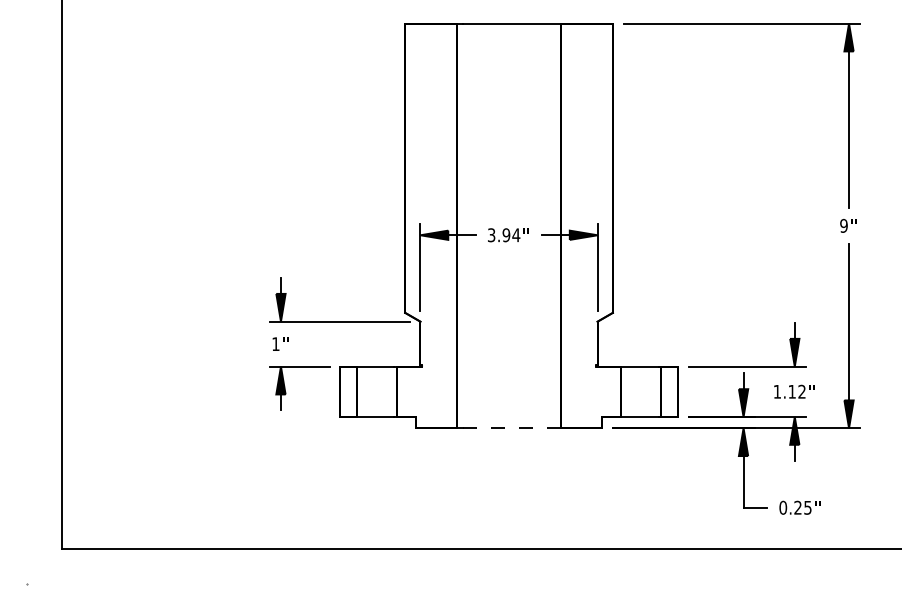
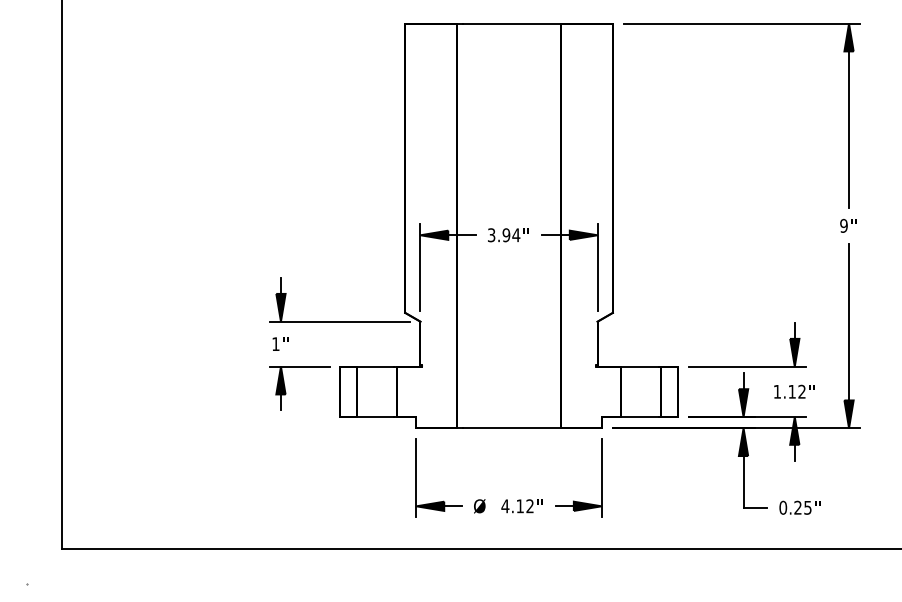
line: dashed -> solid (512, 428)
part: none -> present (507, 499)
